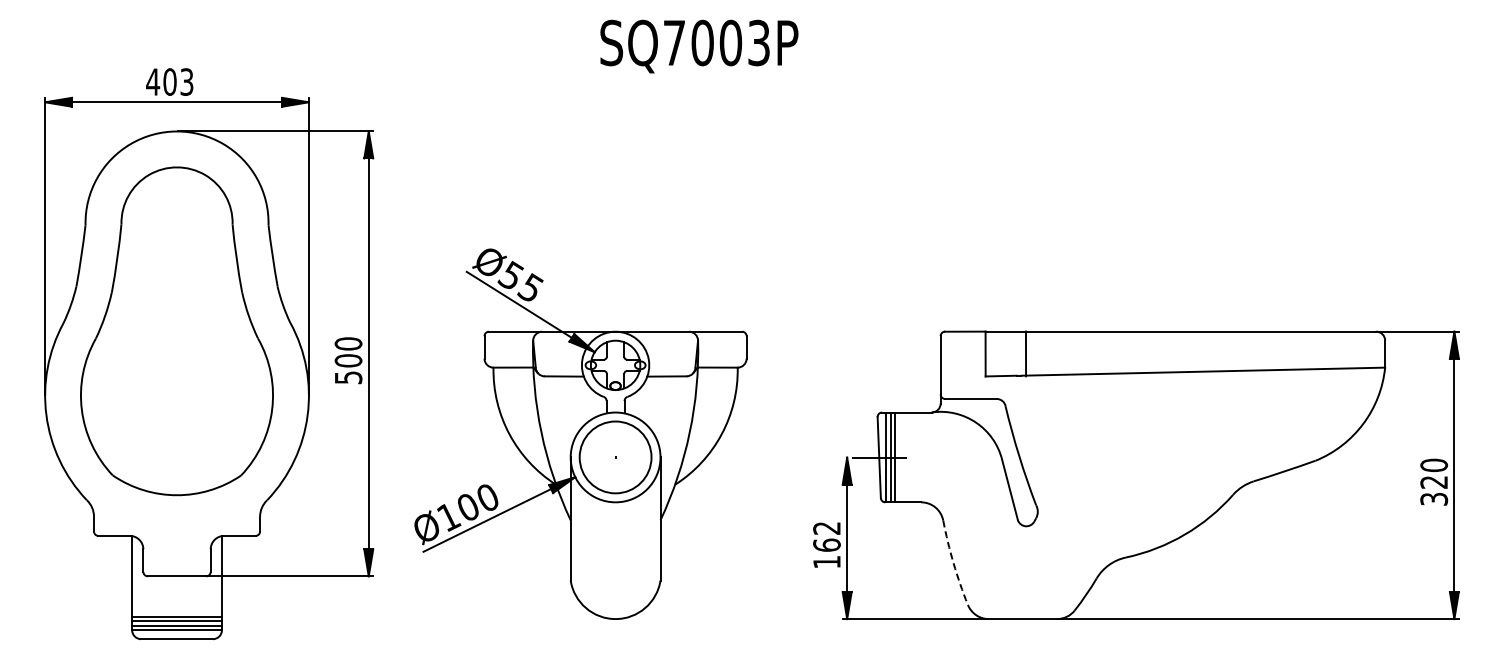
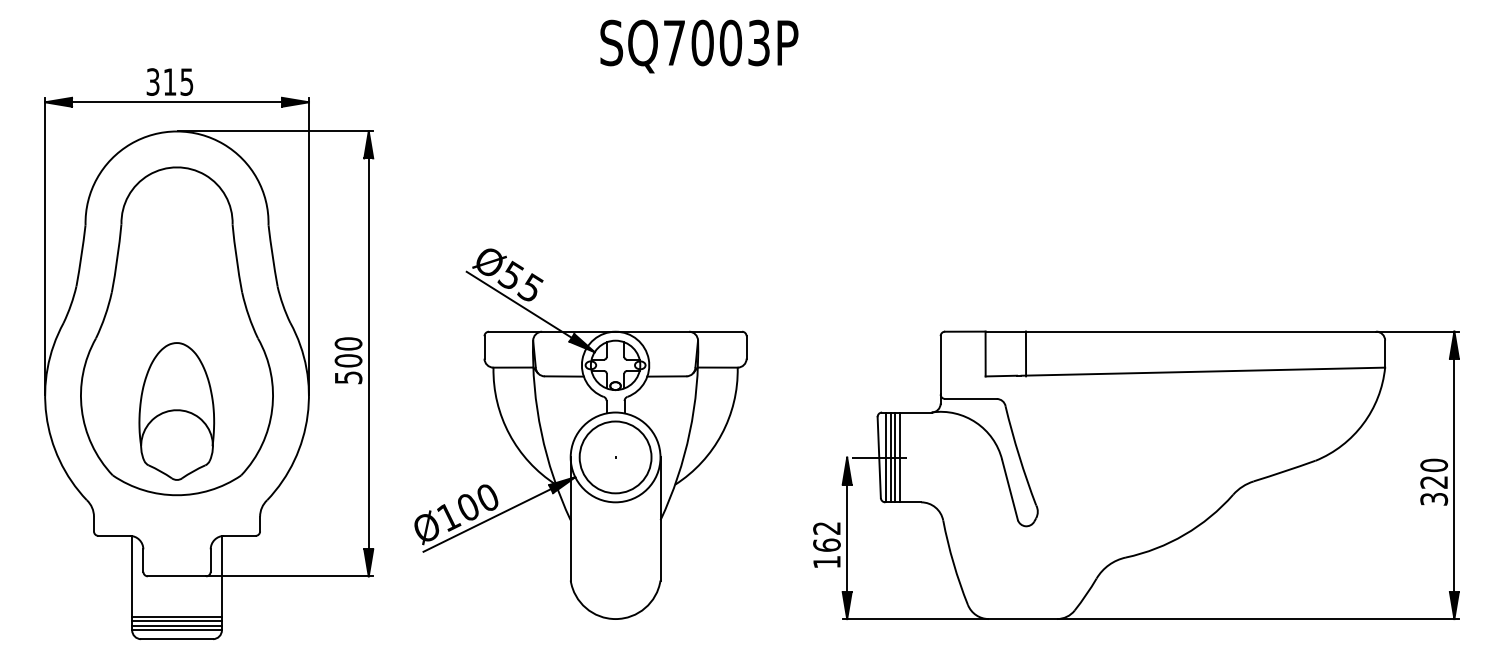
text: 403 -> 315 (169, 81)
part: none -> present (176, 411)
line: none -> present (899, 457)
arc: dashed -> solid (953, 563)
